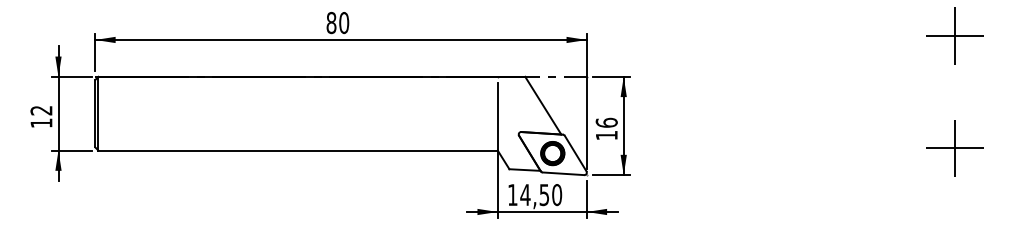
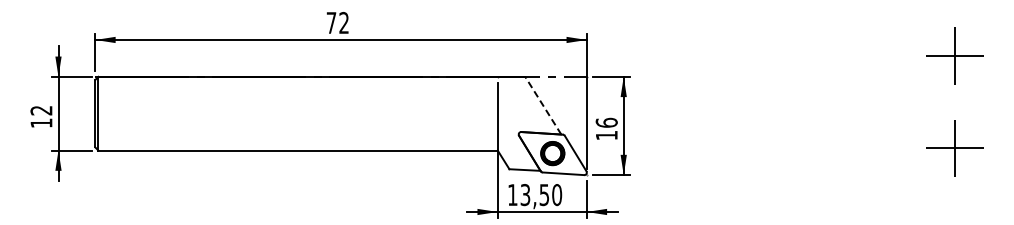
text: 80 -> 72 (337, 22)
part position: (954, 35) -> (954, 55) (954, 55)
line: solid -> dashed (543, 105)
text: 14,50 -> 13,50 (525, 195)
